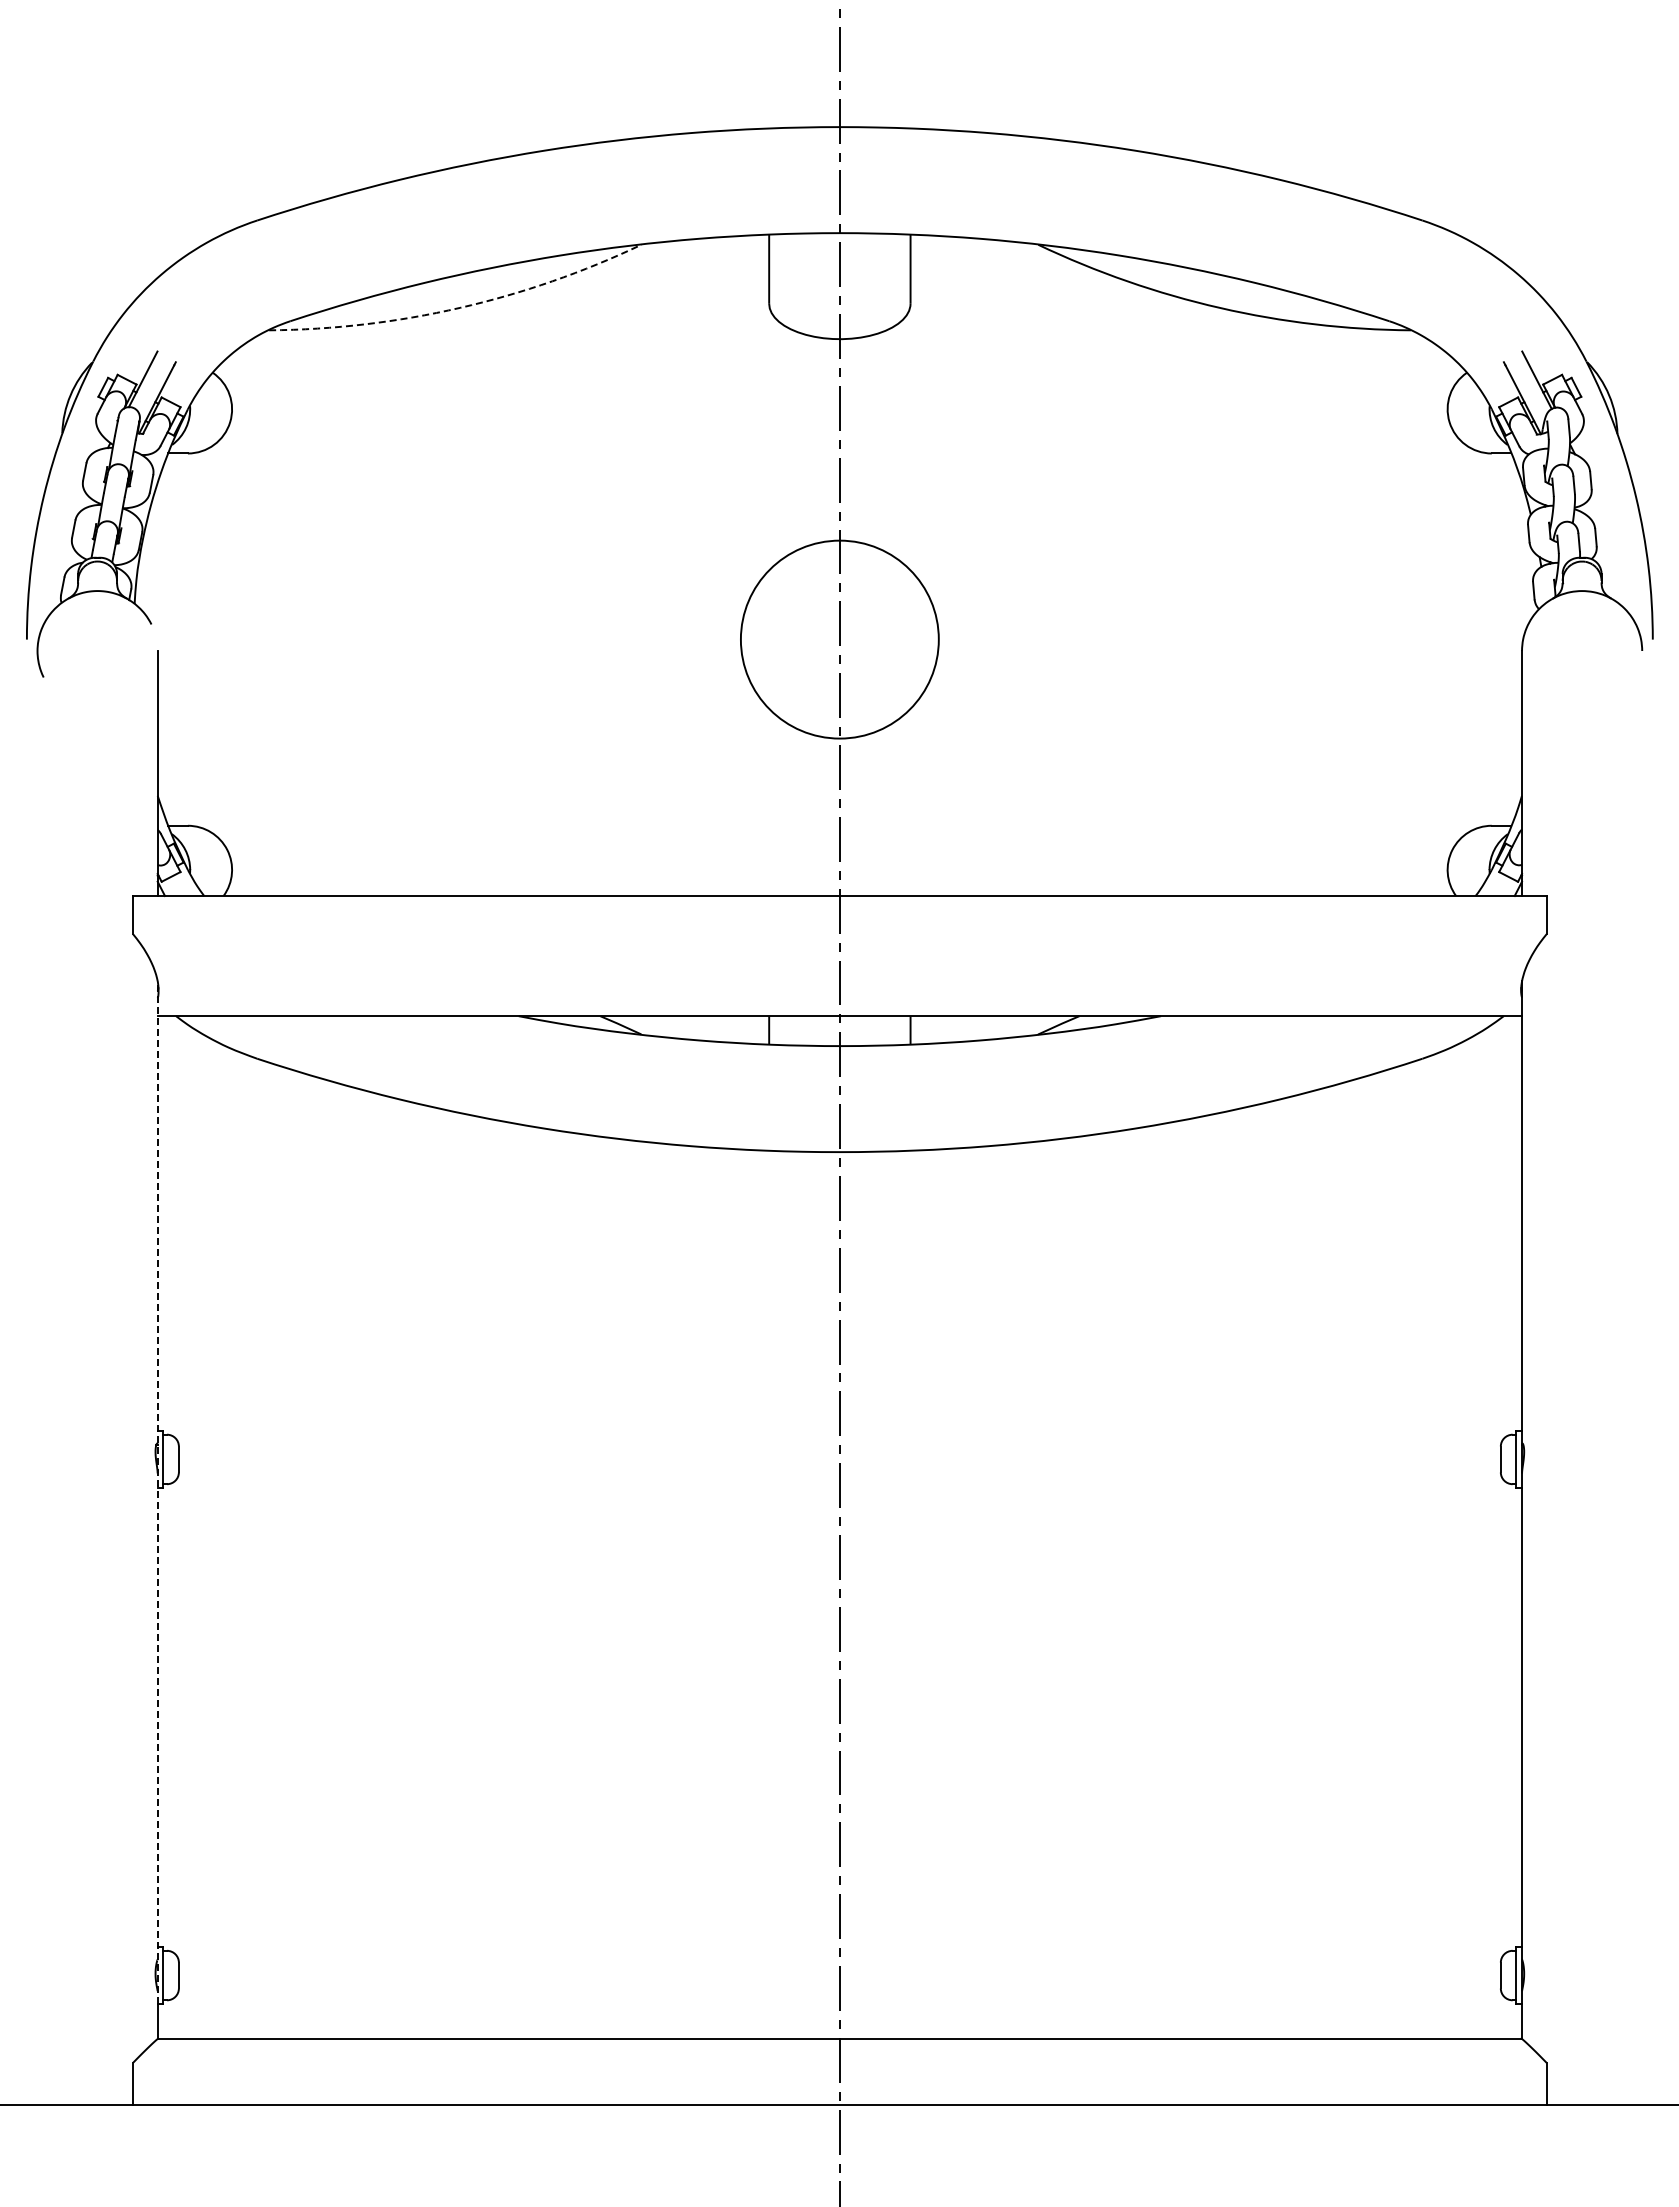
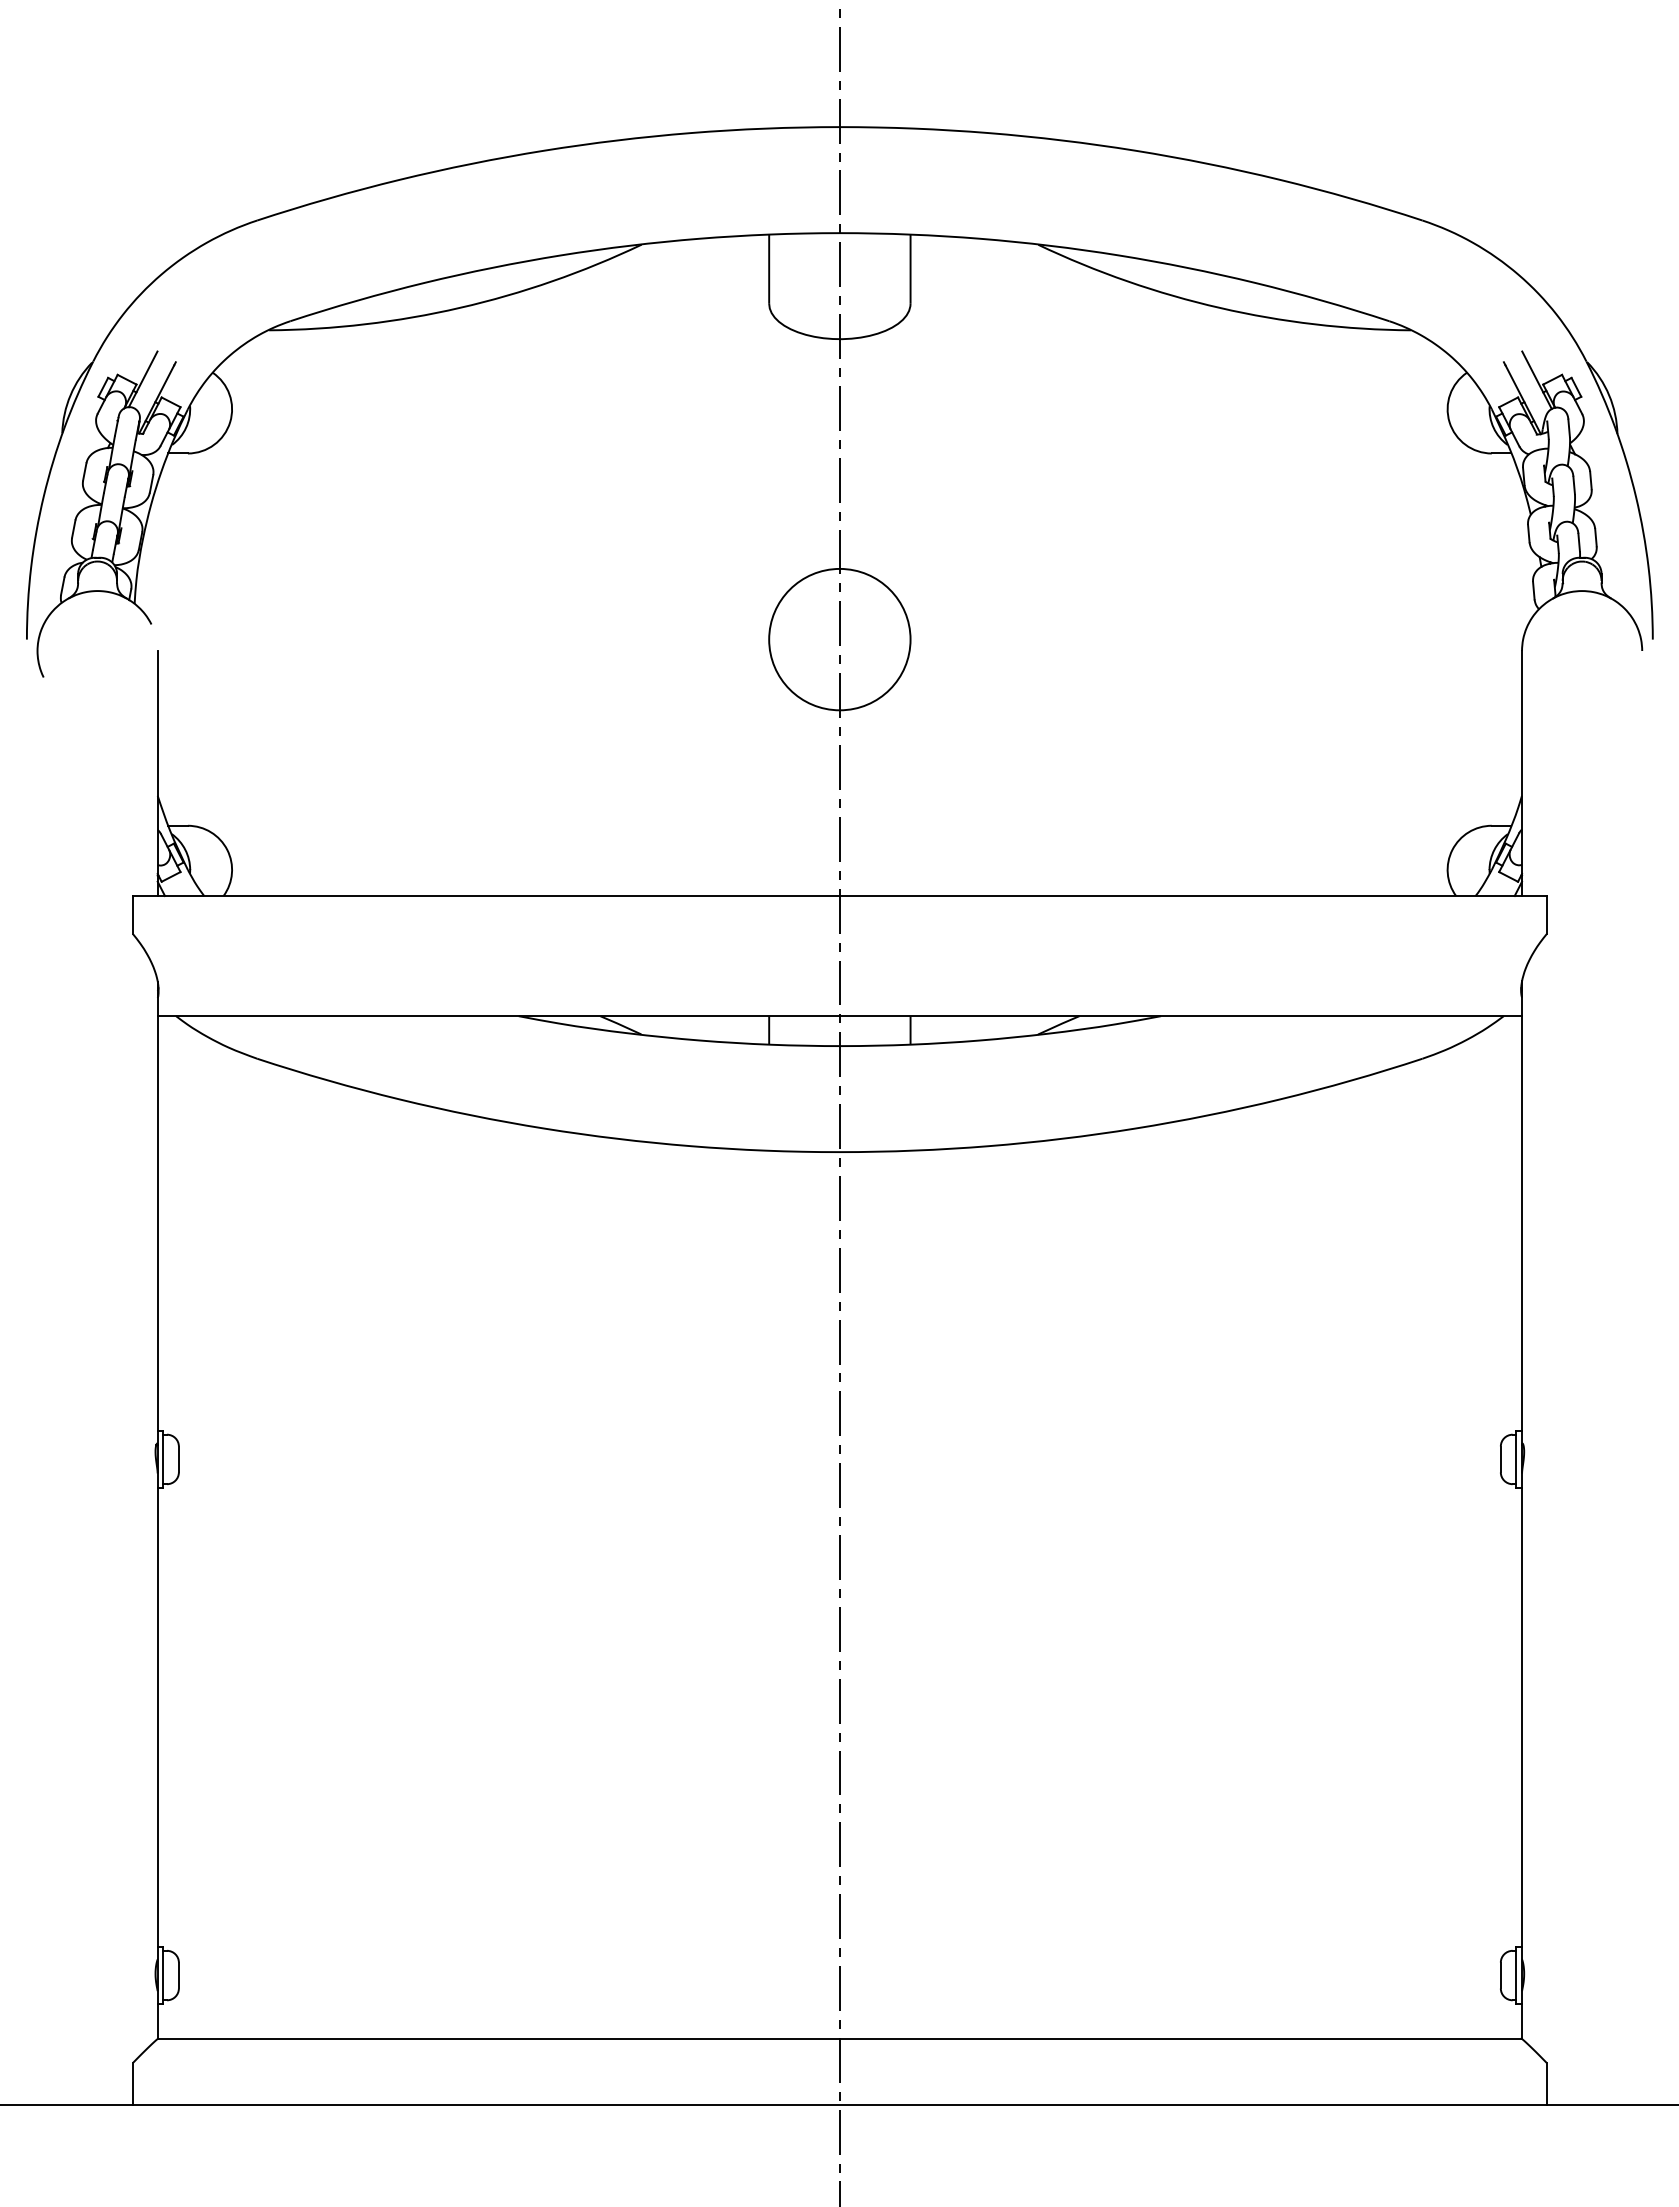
arc: dashed -> solid (460, 307)
circle diameter: 198 px -> 141 px (839, 639)
line: dashed -> solid (157, 1492)
